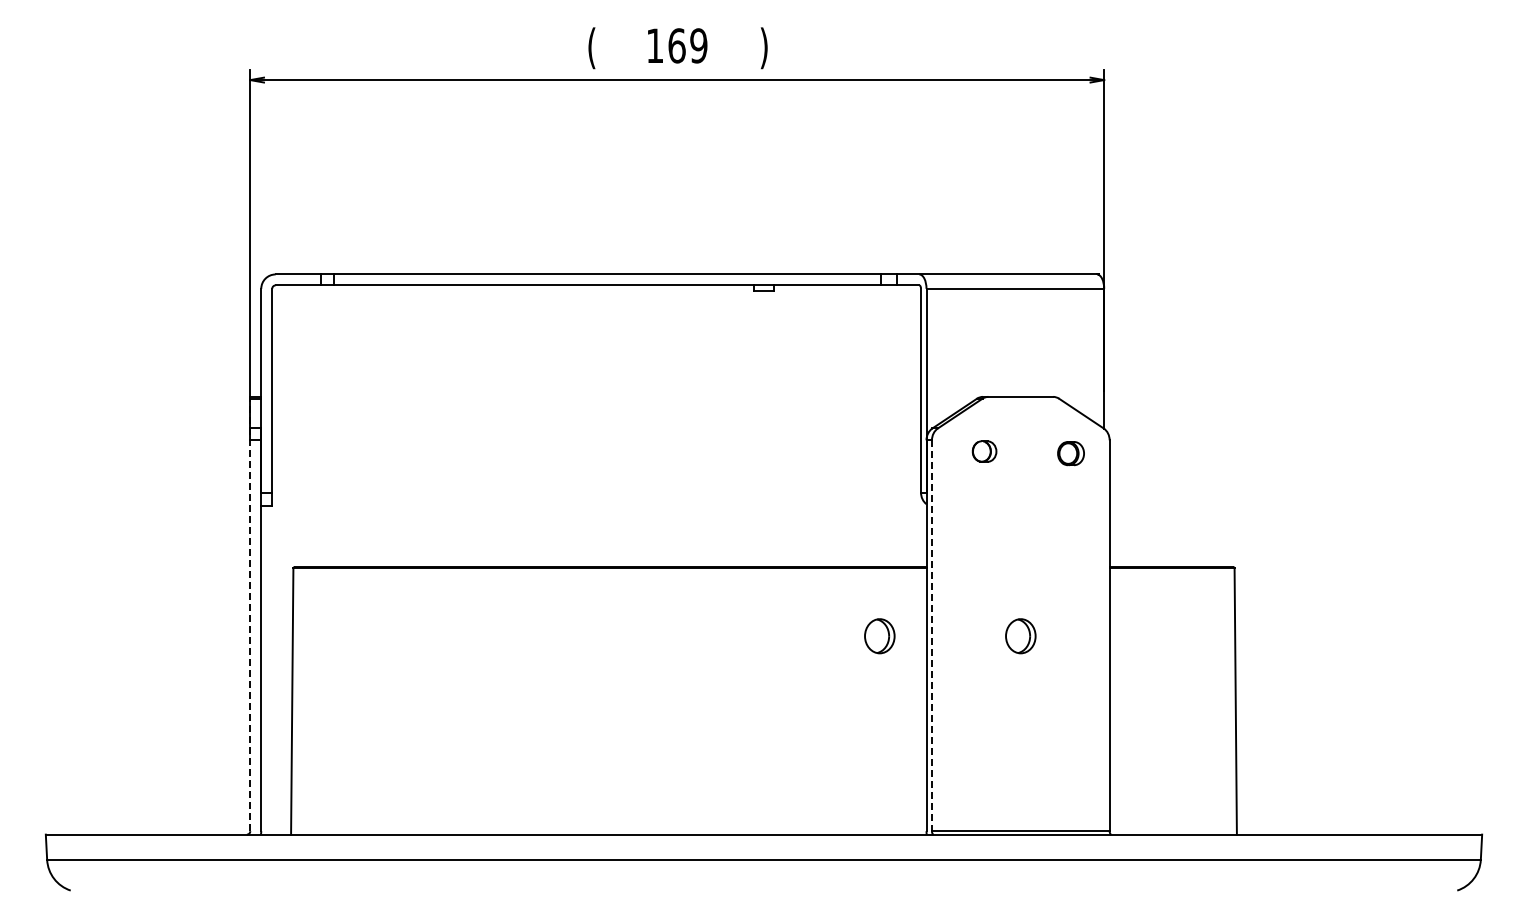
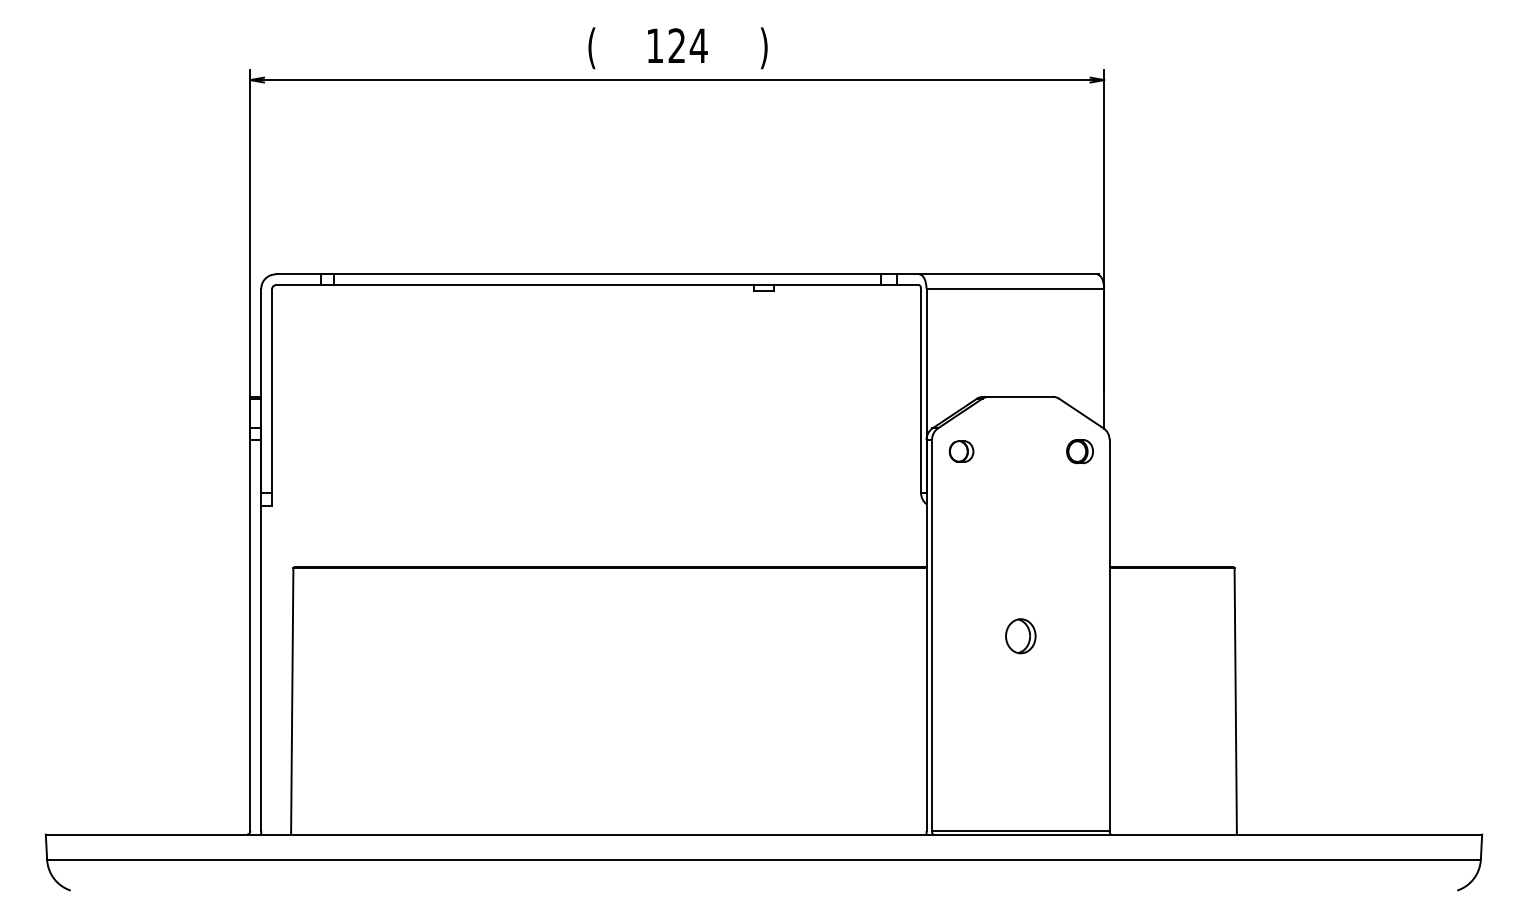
text: 169 -> 124 (687, 45)
part position: (984, 451) -> (961, 451) (961, 451)
part position: (1070, 453) -> (1079, 451) (1079, 451)
line: dashed -> solid (250, 613)
part: present -> none (879, 636)
line: dashed -> solid (931, 636)
